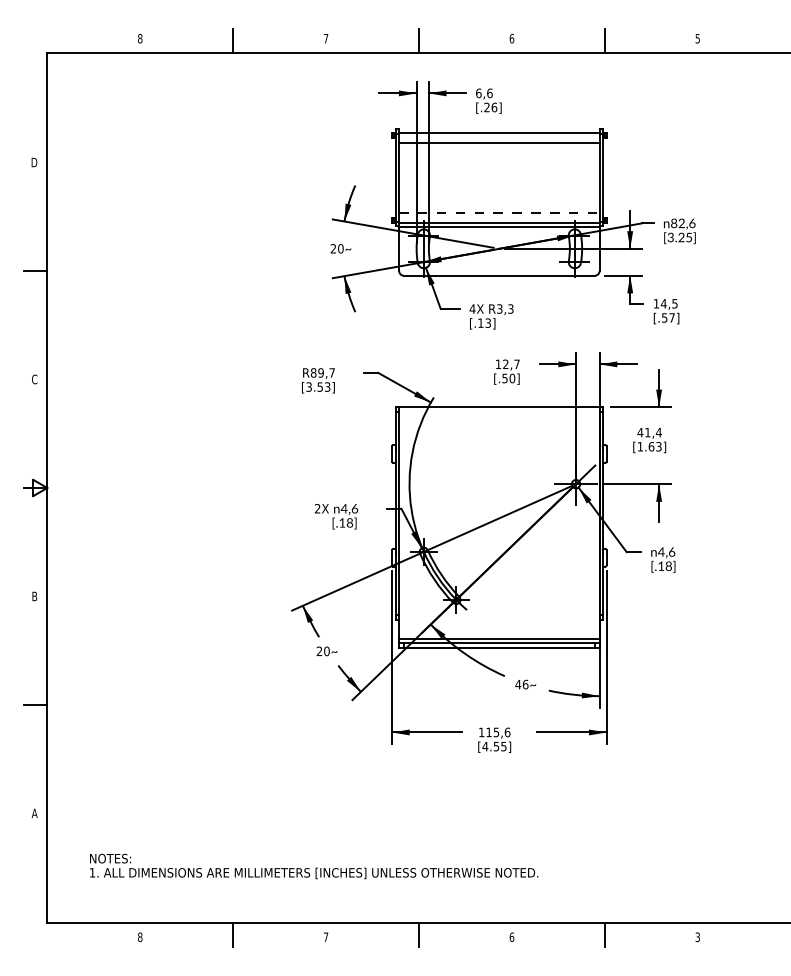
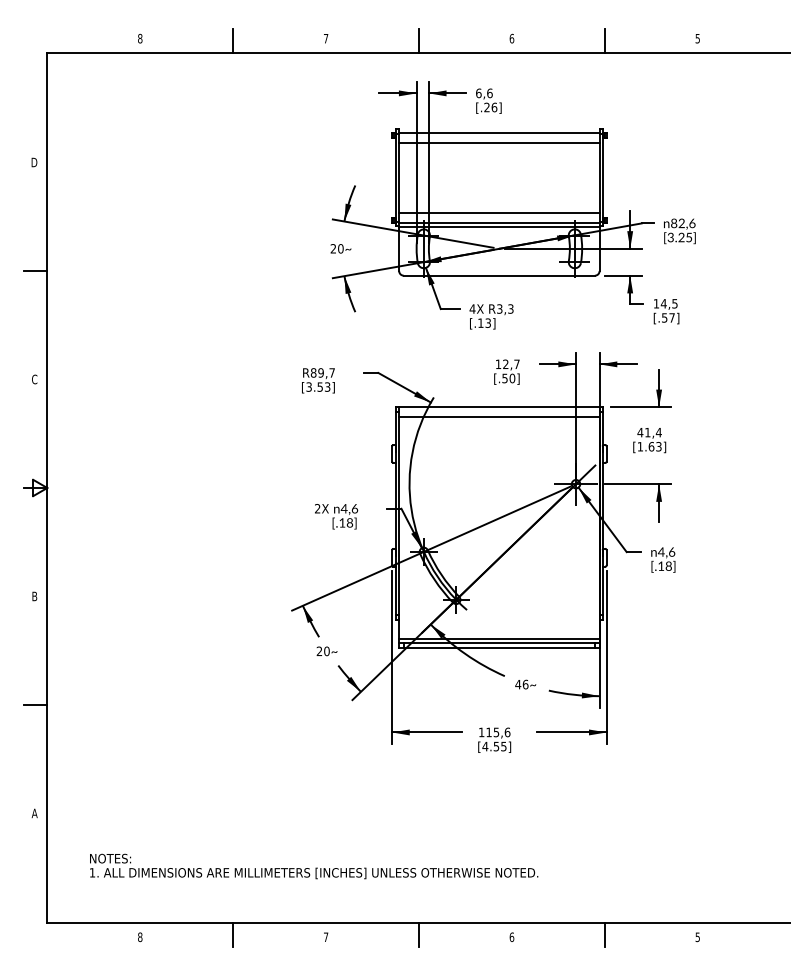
line: dashed -> solid (499, 212)
line: none -> present (499, 416)
text: 3 -> 5 (697, 936)
